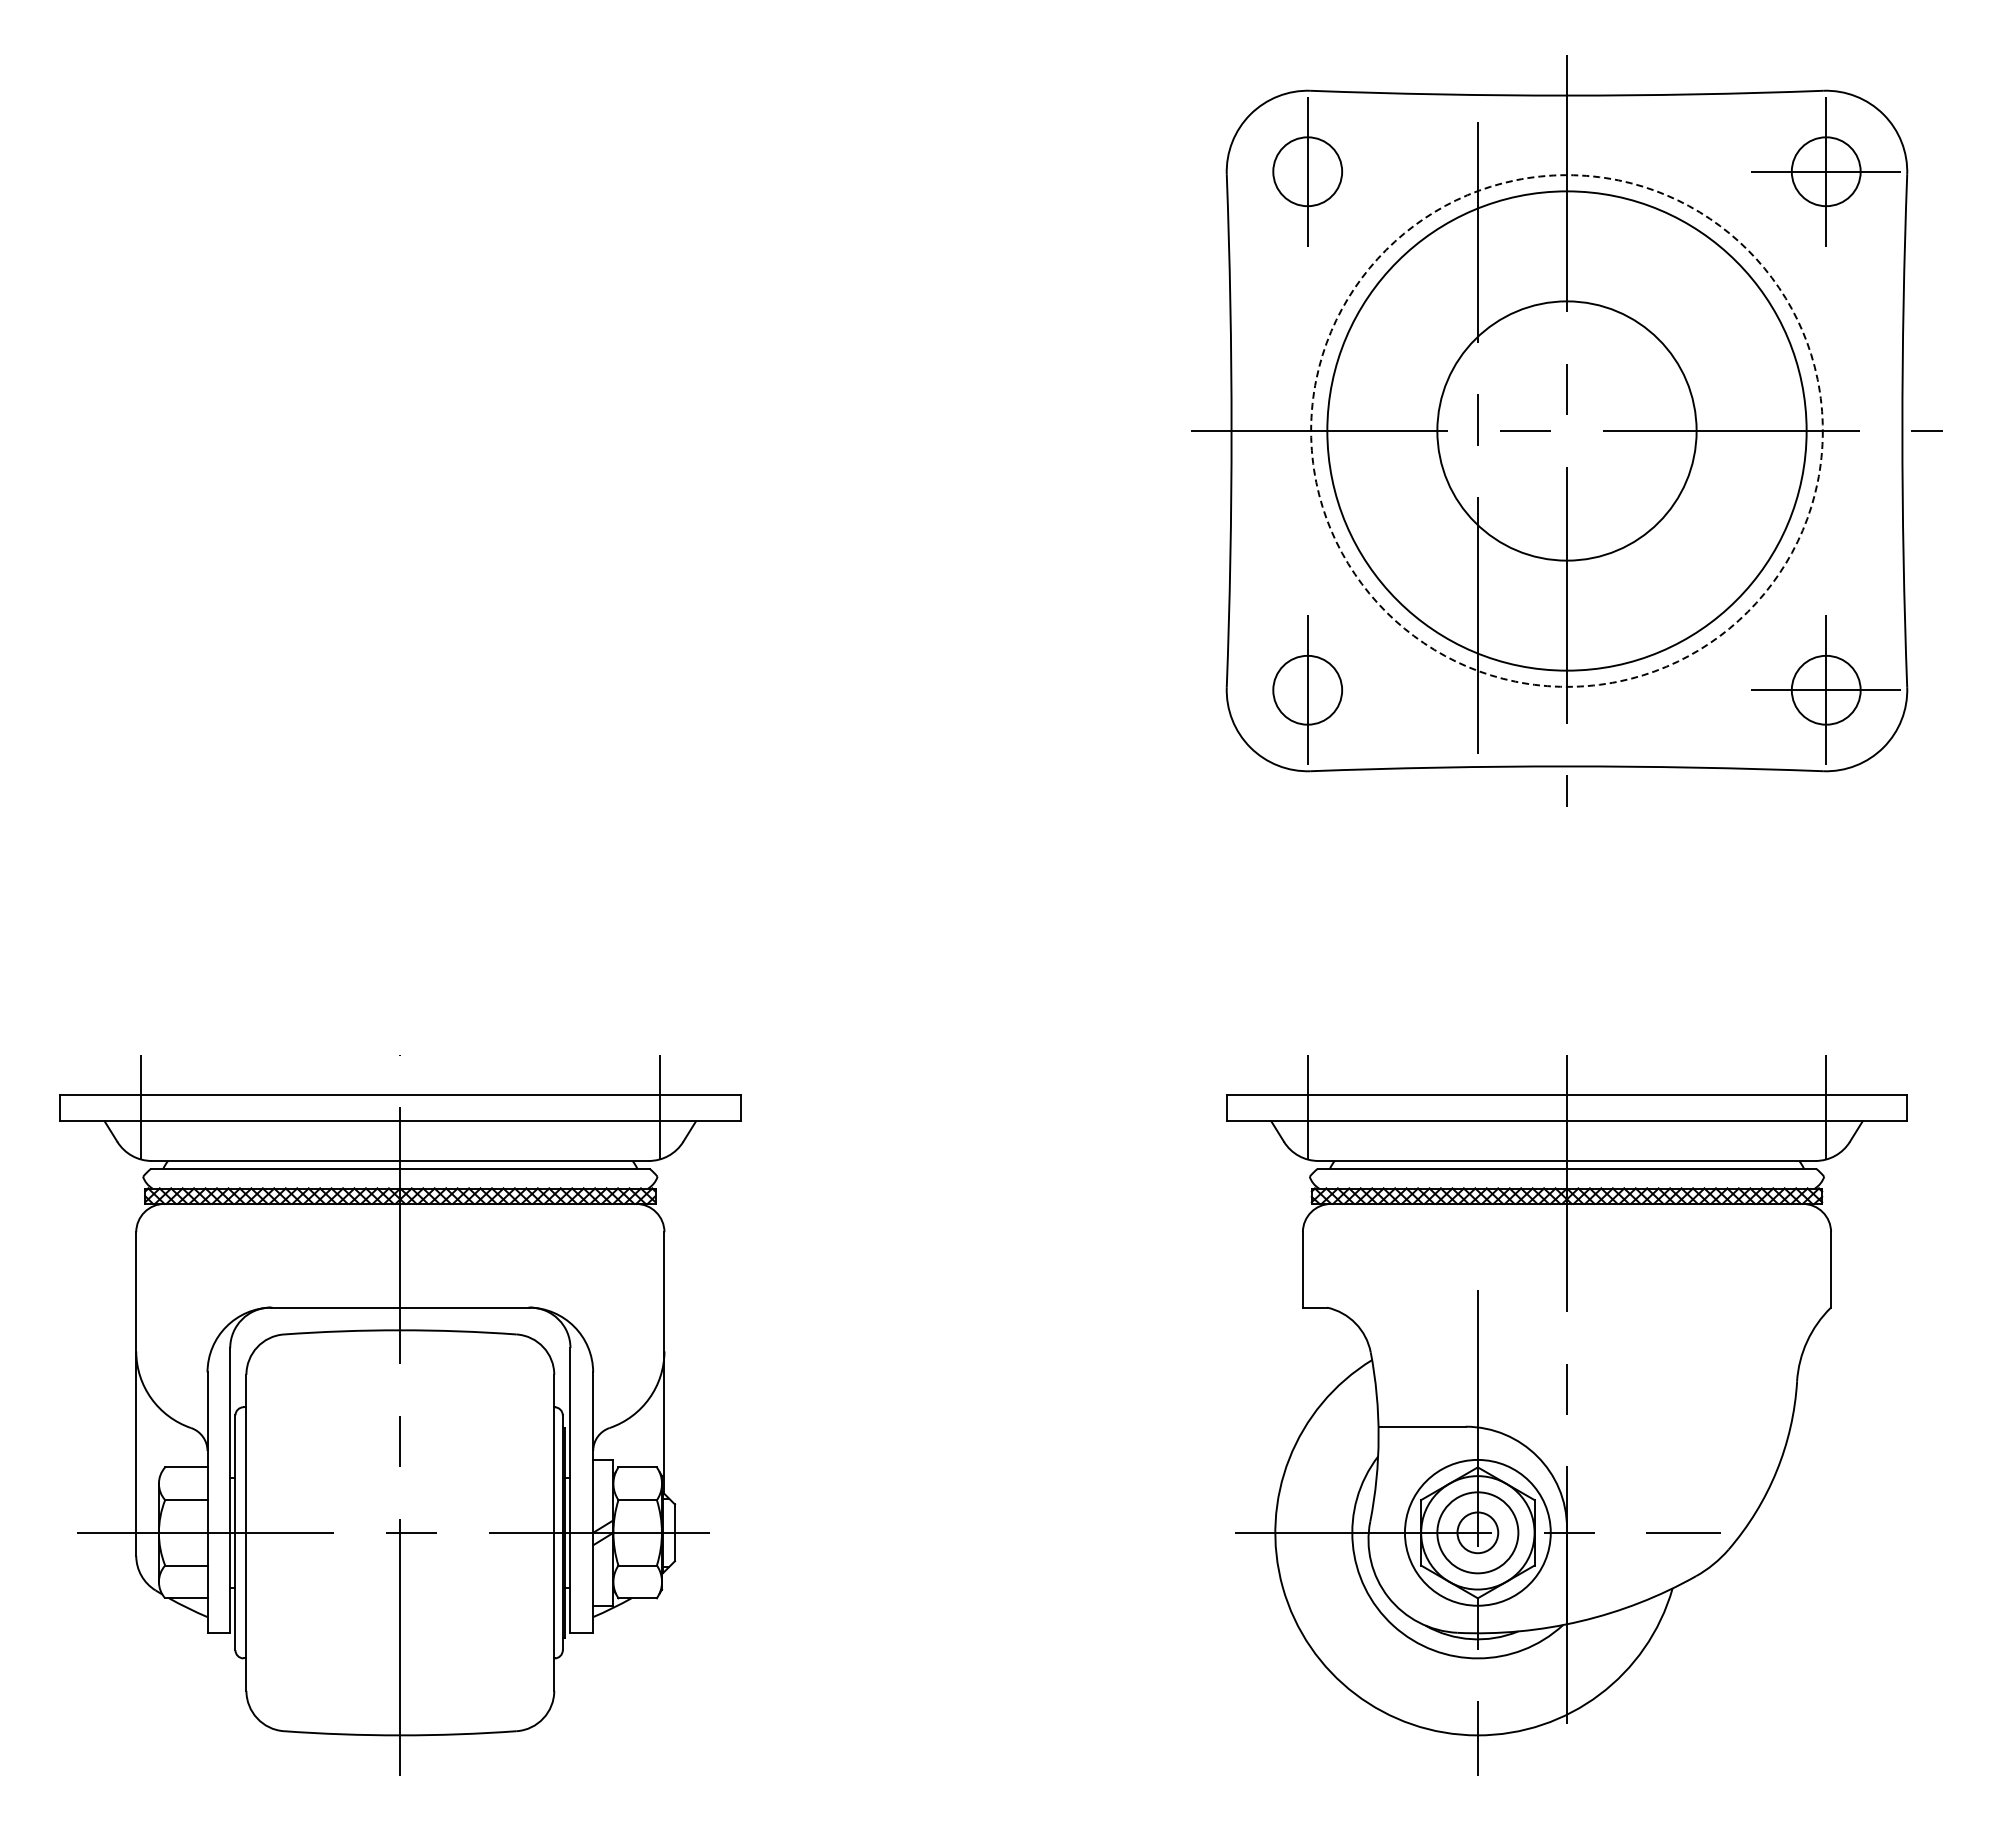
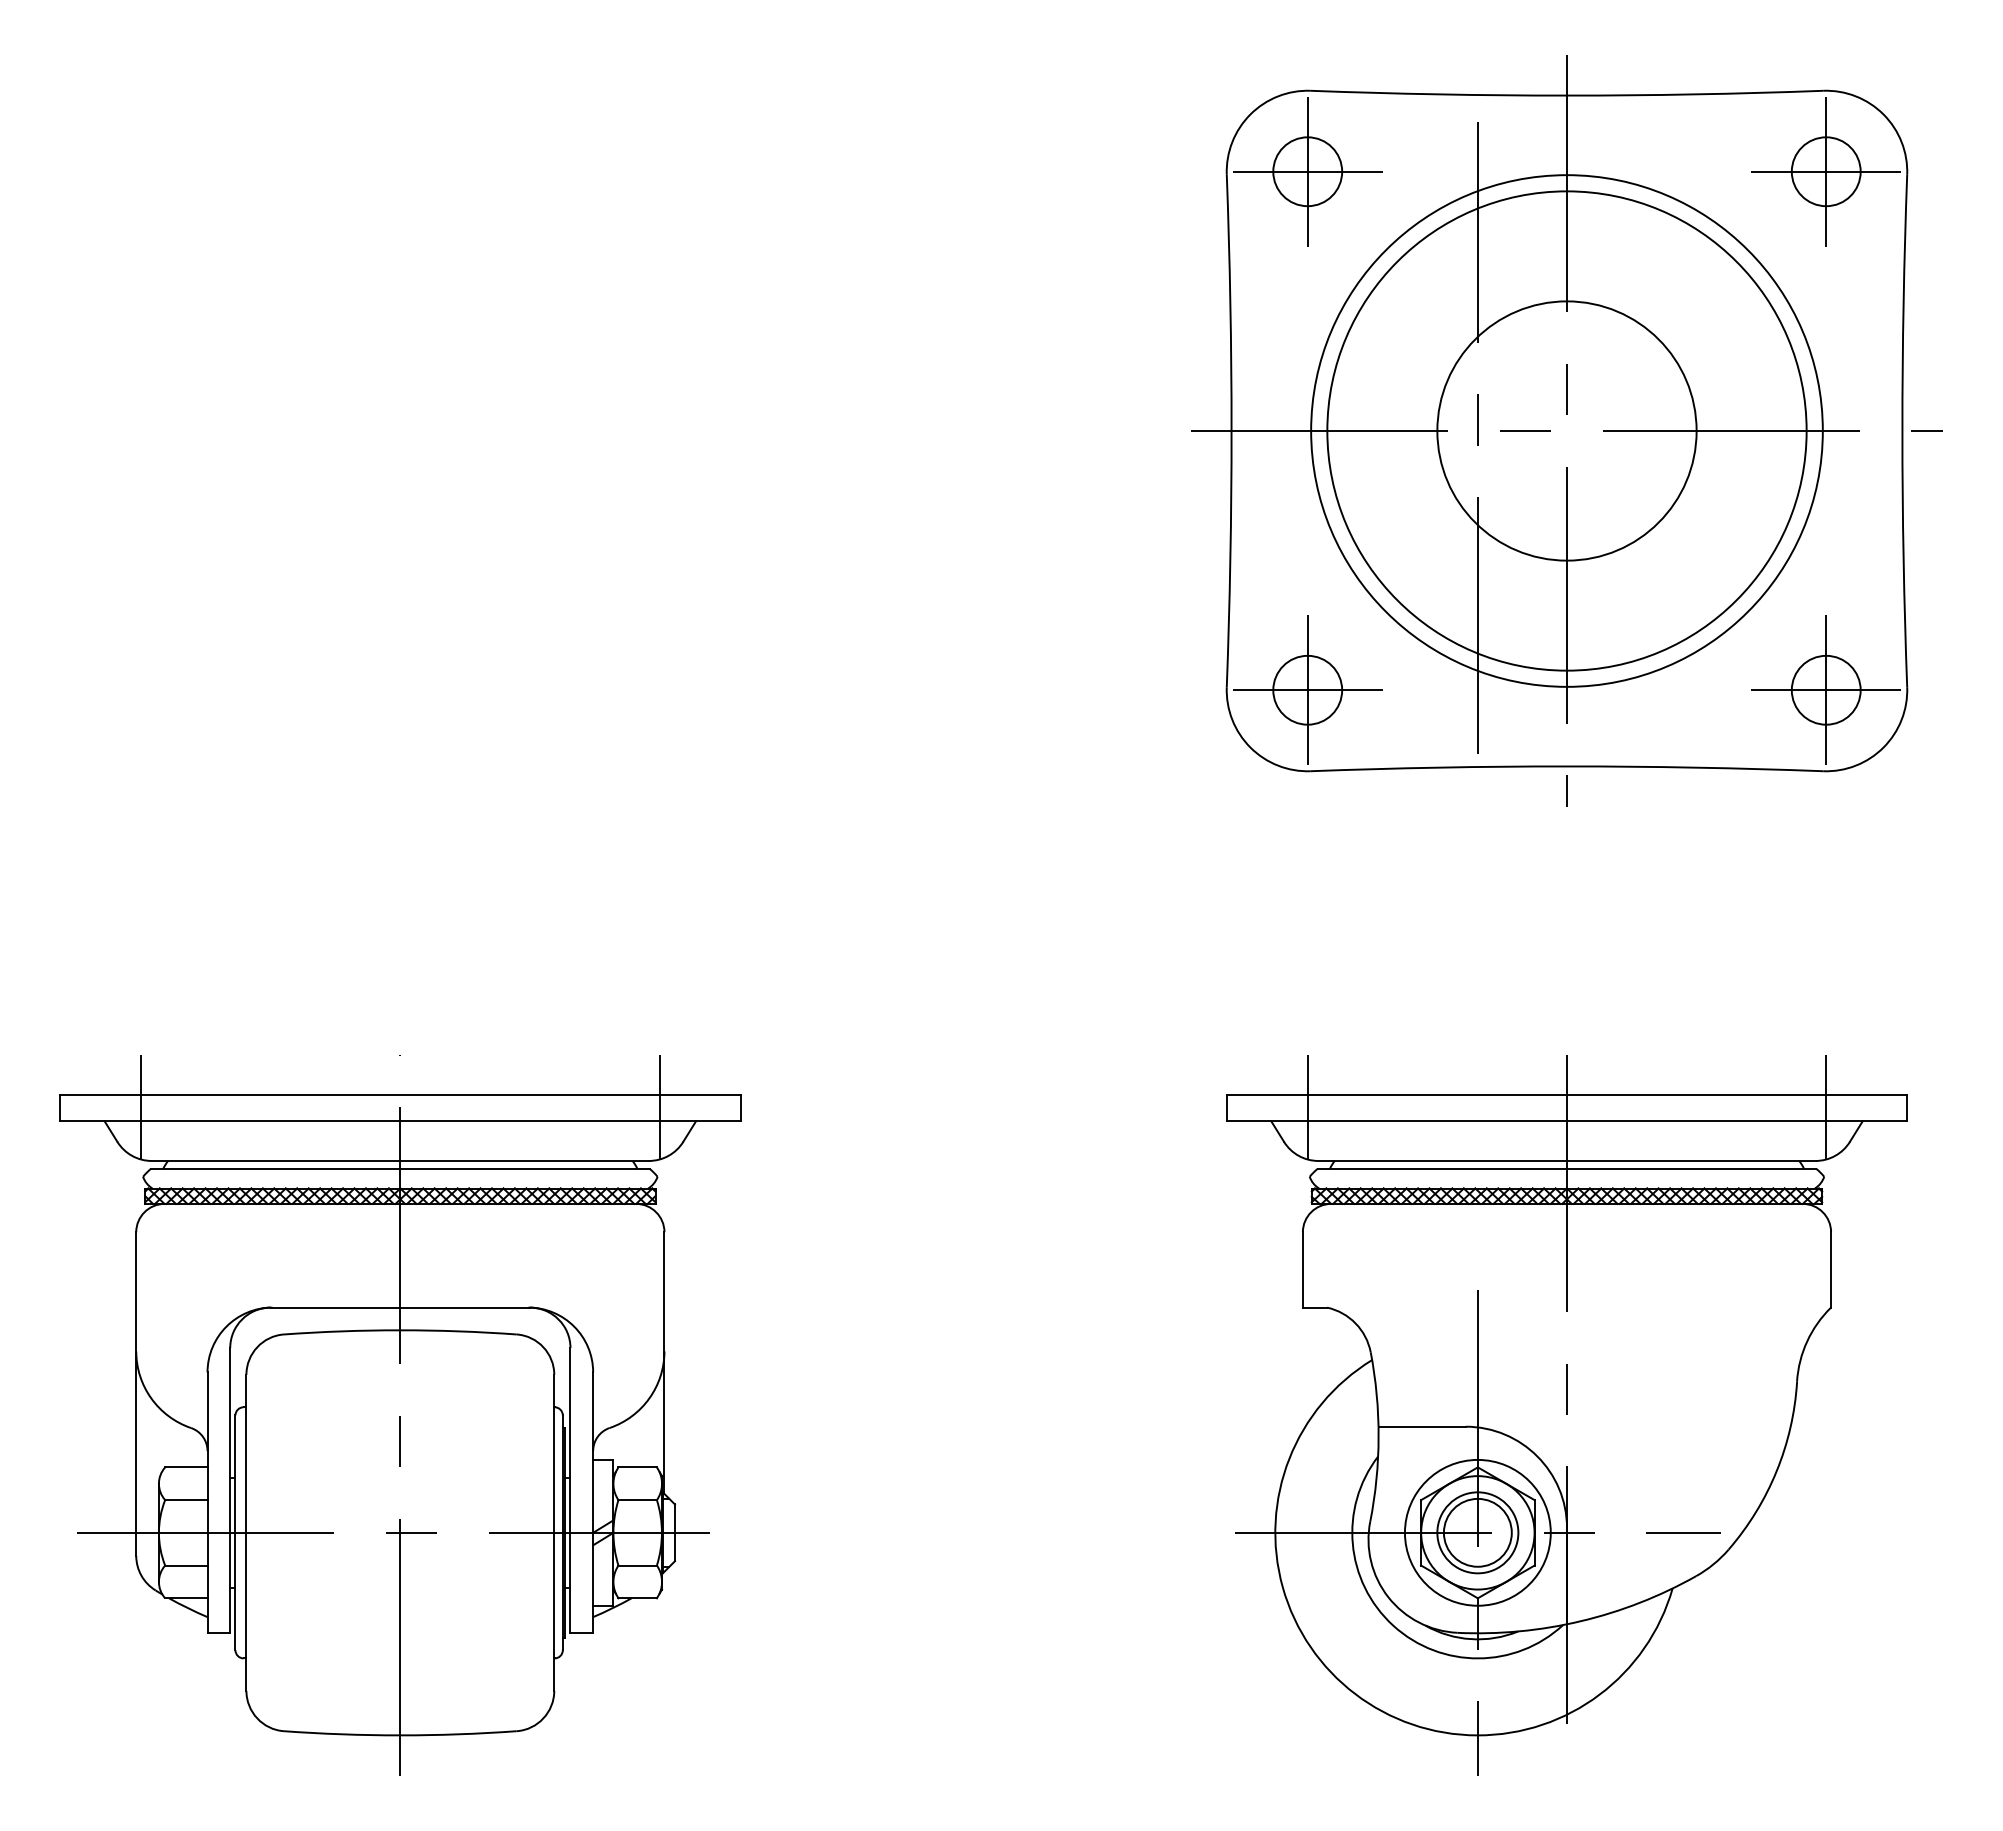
line: none -> present (1307, 171)
circle: dashed -> solid (1566, 430)
line: none -> present (1307, 690)
circle diameter: 41 px -> 68 px (1477, 1532)
